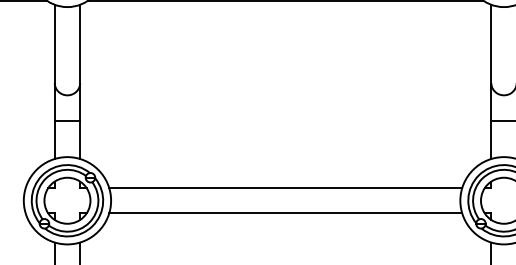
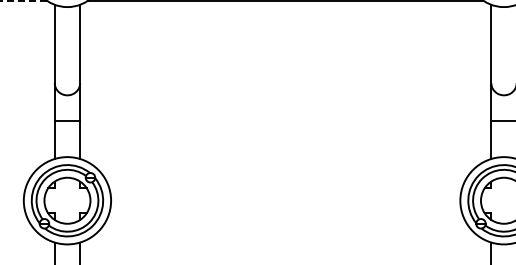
line: solid -> dashed (23, 0)
line: present -> none (285, 188)
line: present -> none (285, 213)
